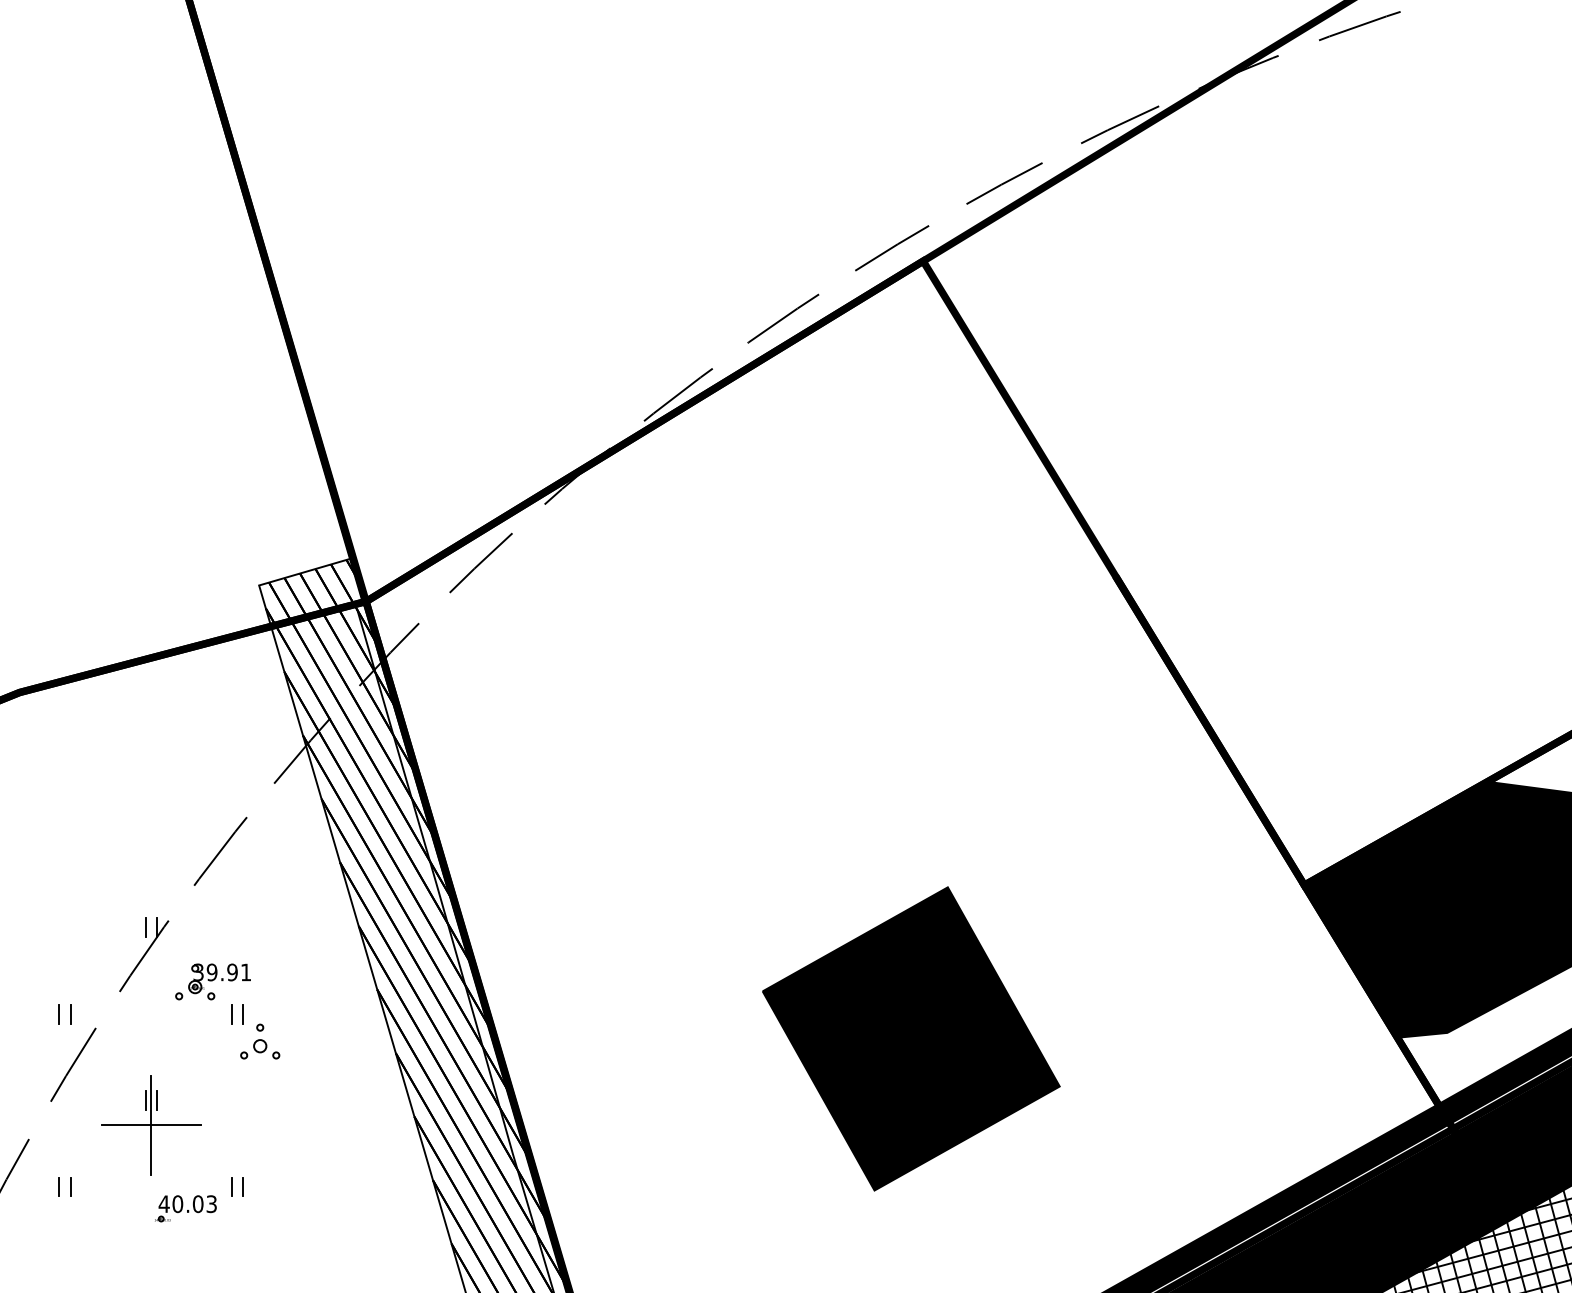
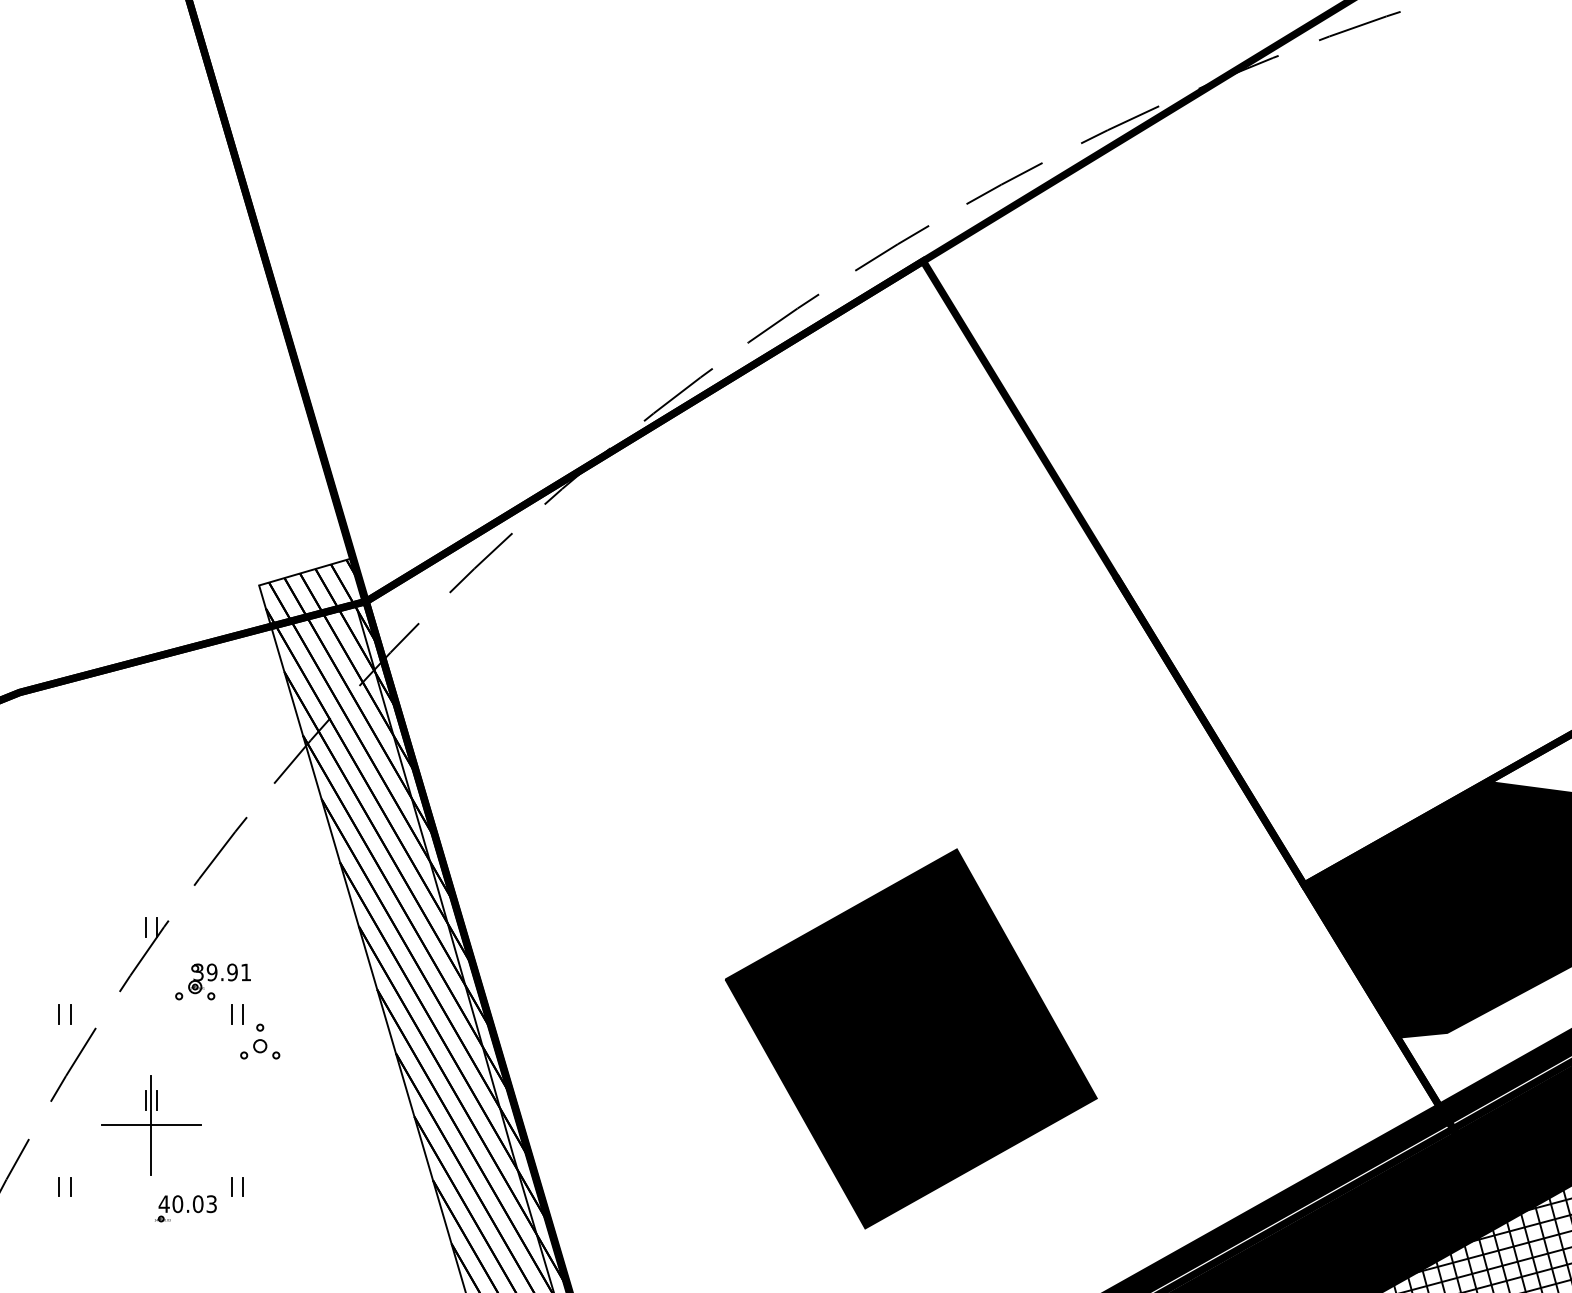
part size: 299x306 px -> 373x382 px (911, 1038)
